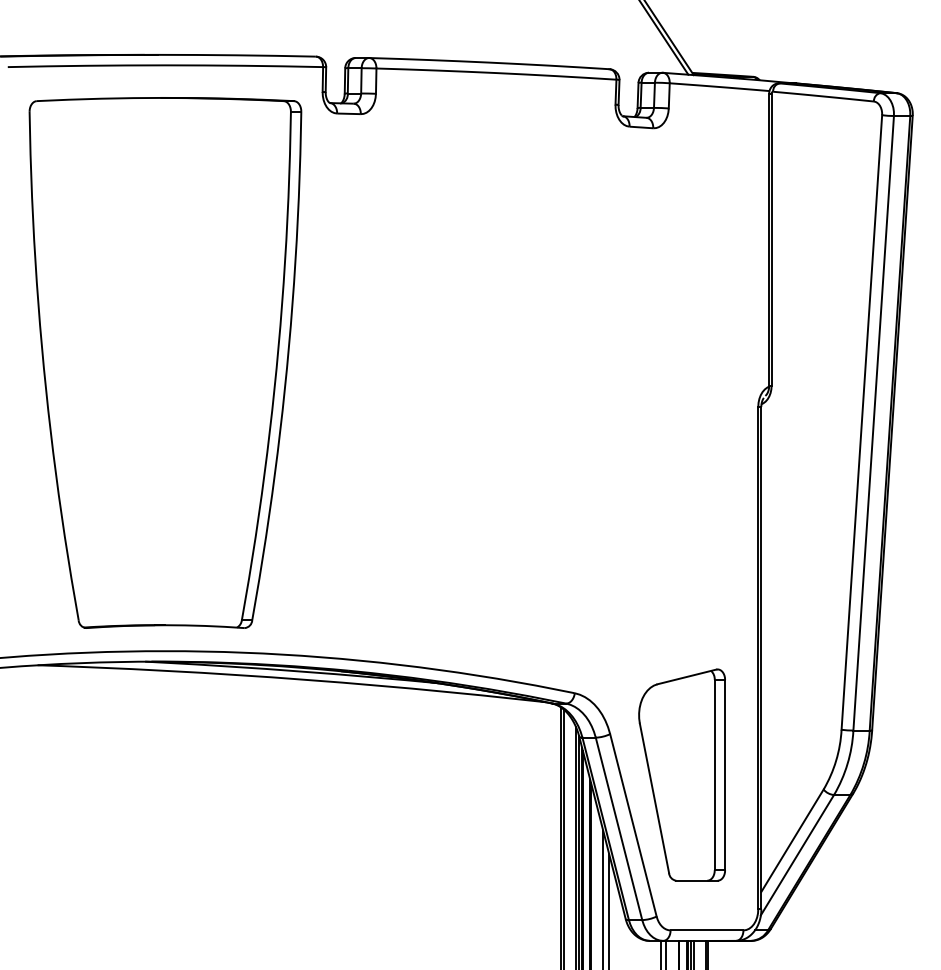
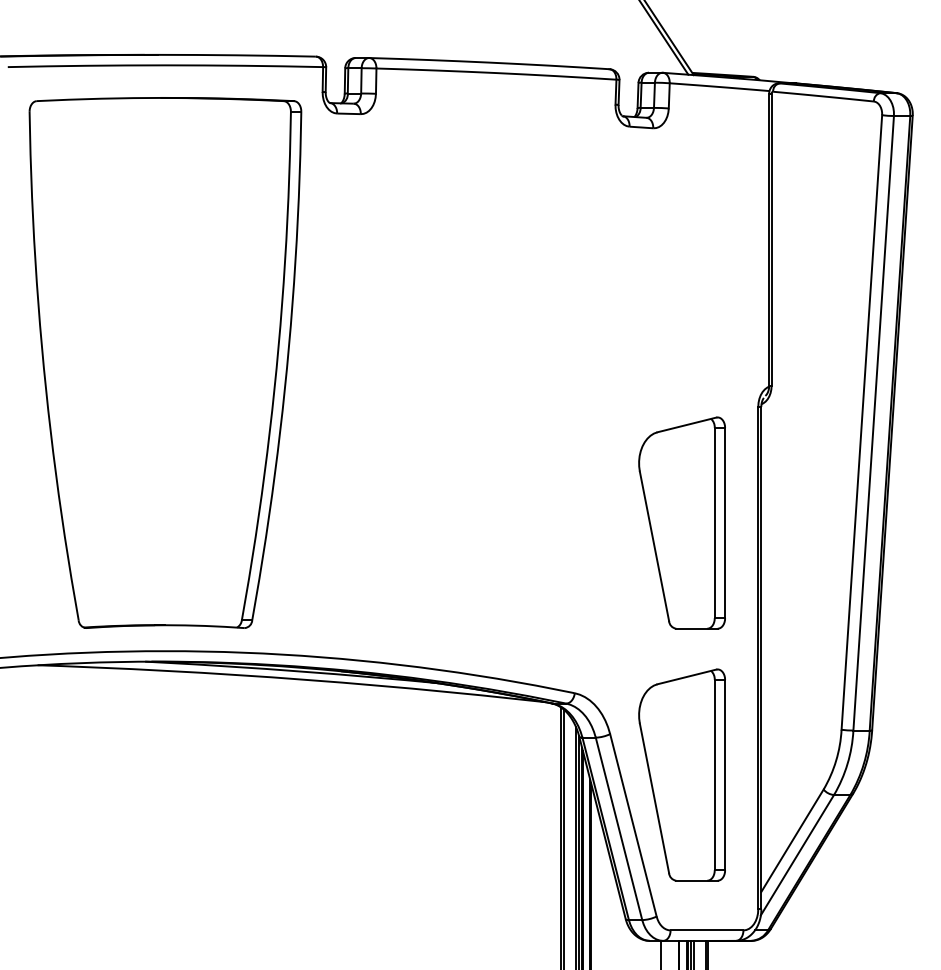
part: none -> present (681, 522)
line: present -> none (603, 898)
line: present -> none (609, 910)
line: present -> none (666, 953)
